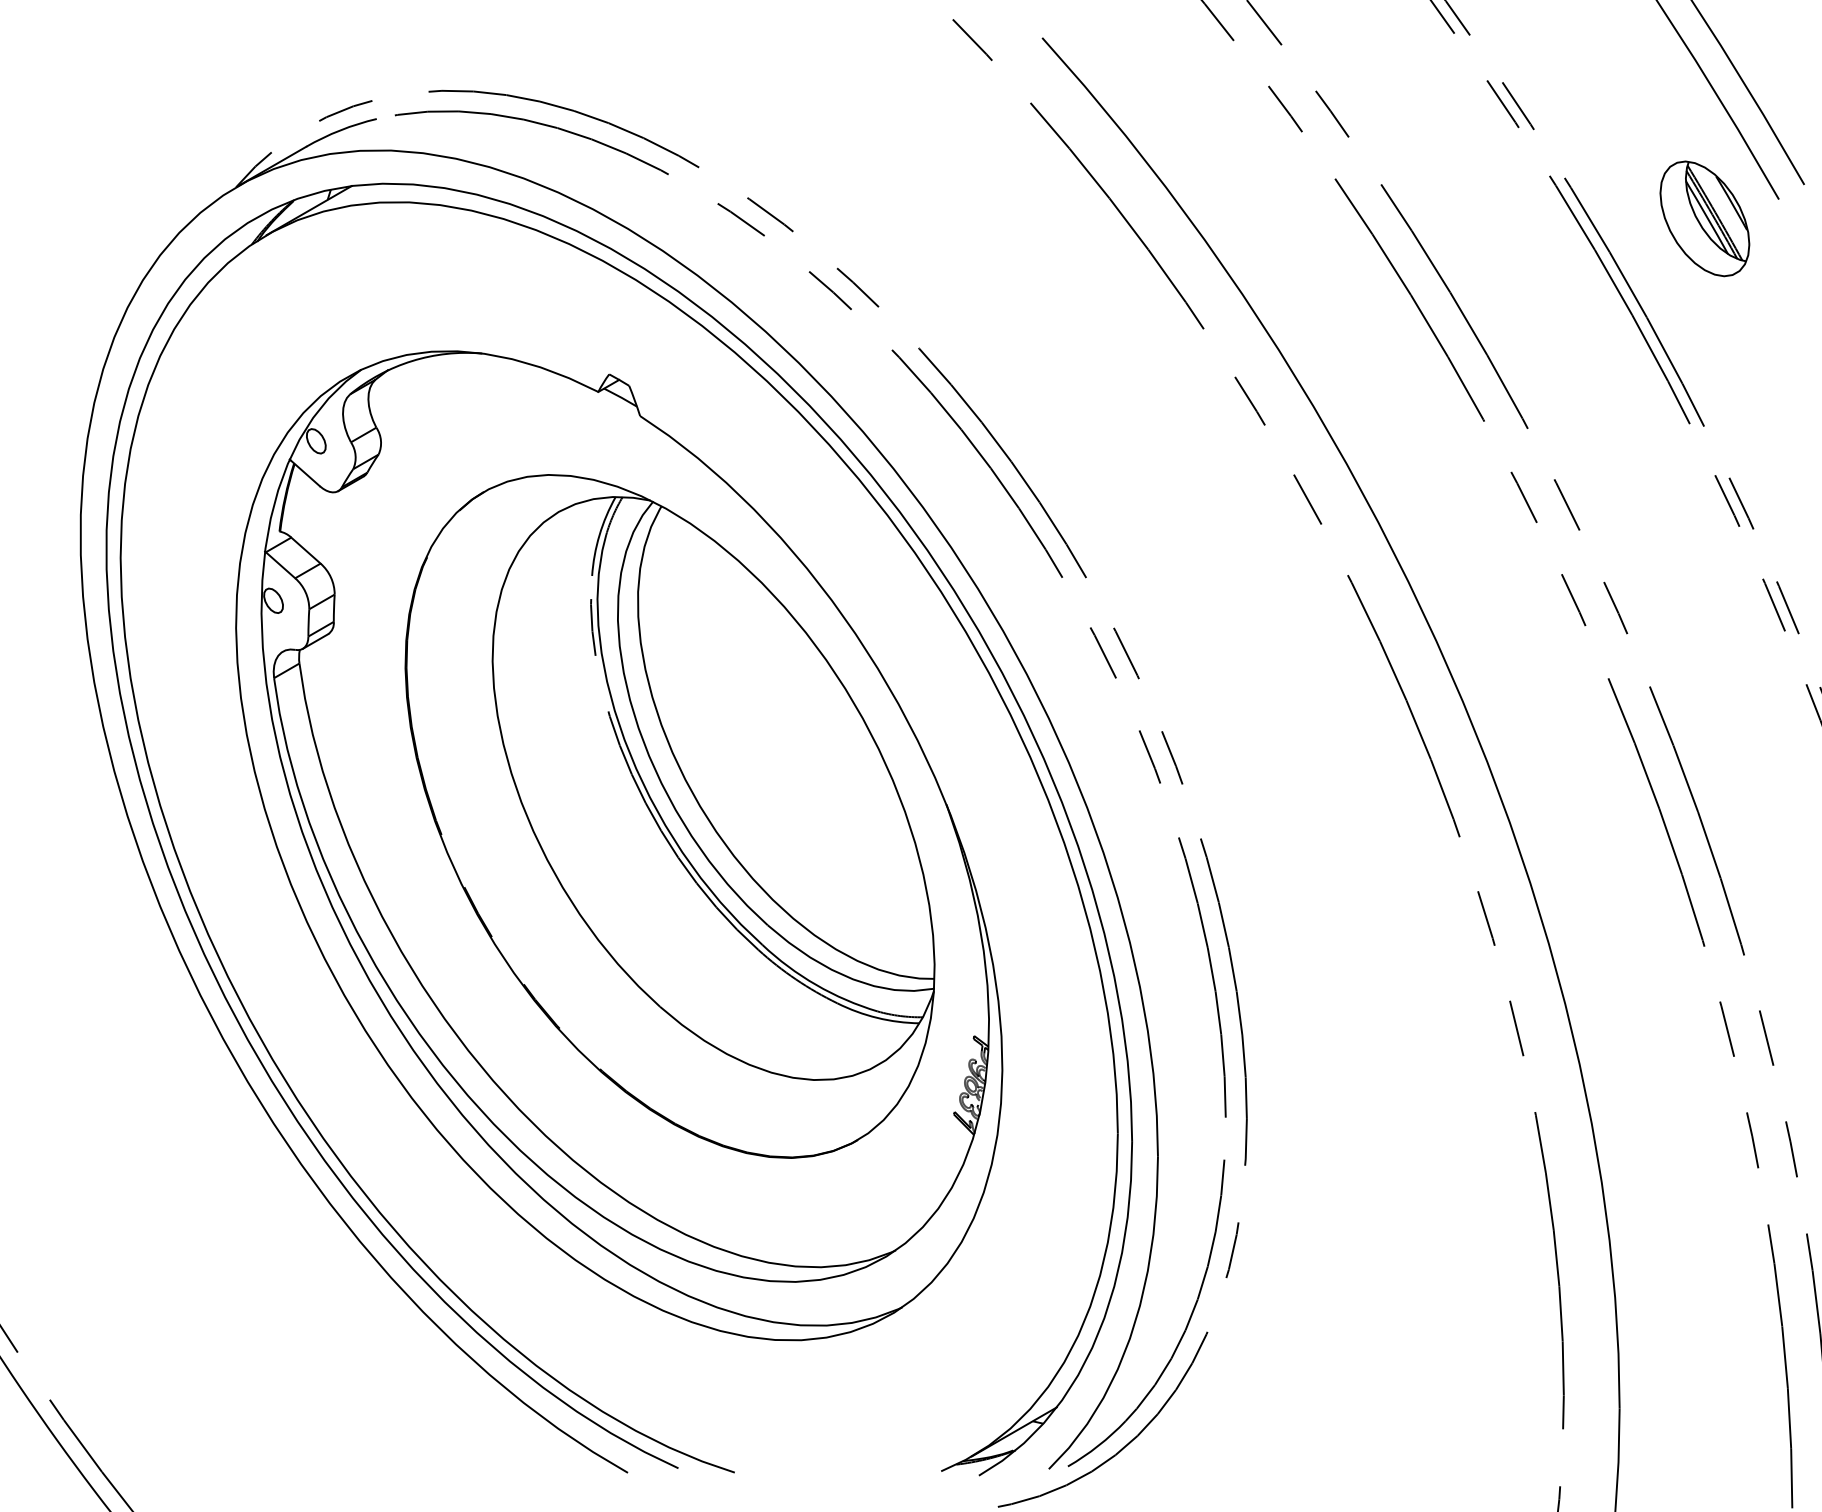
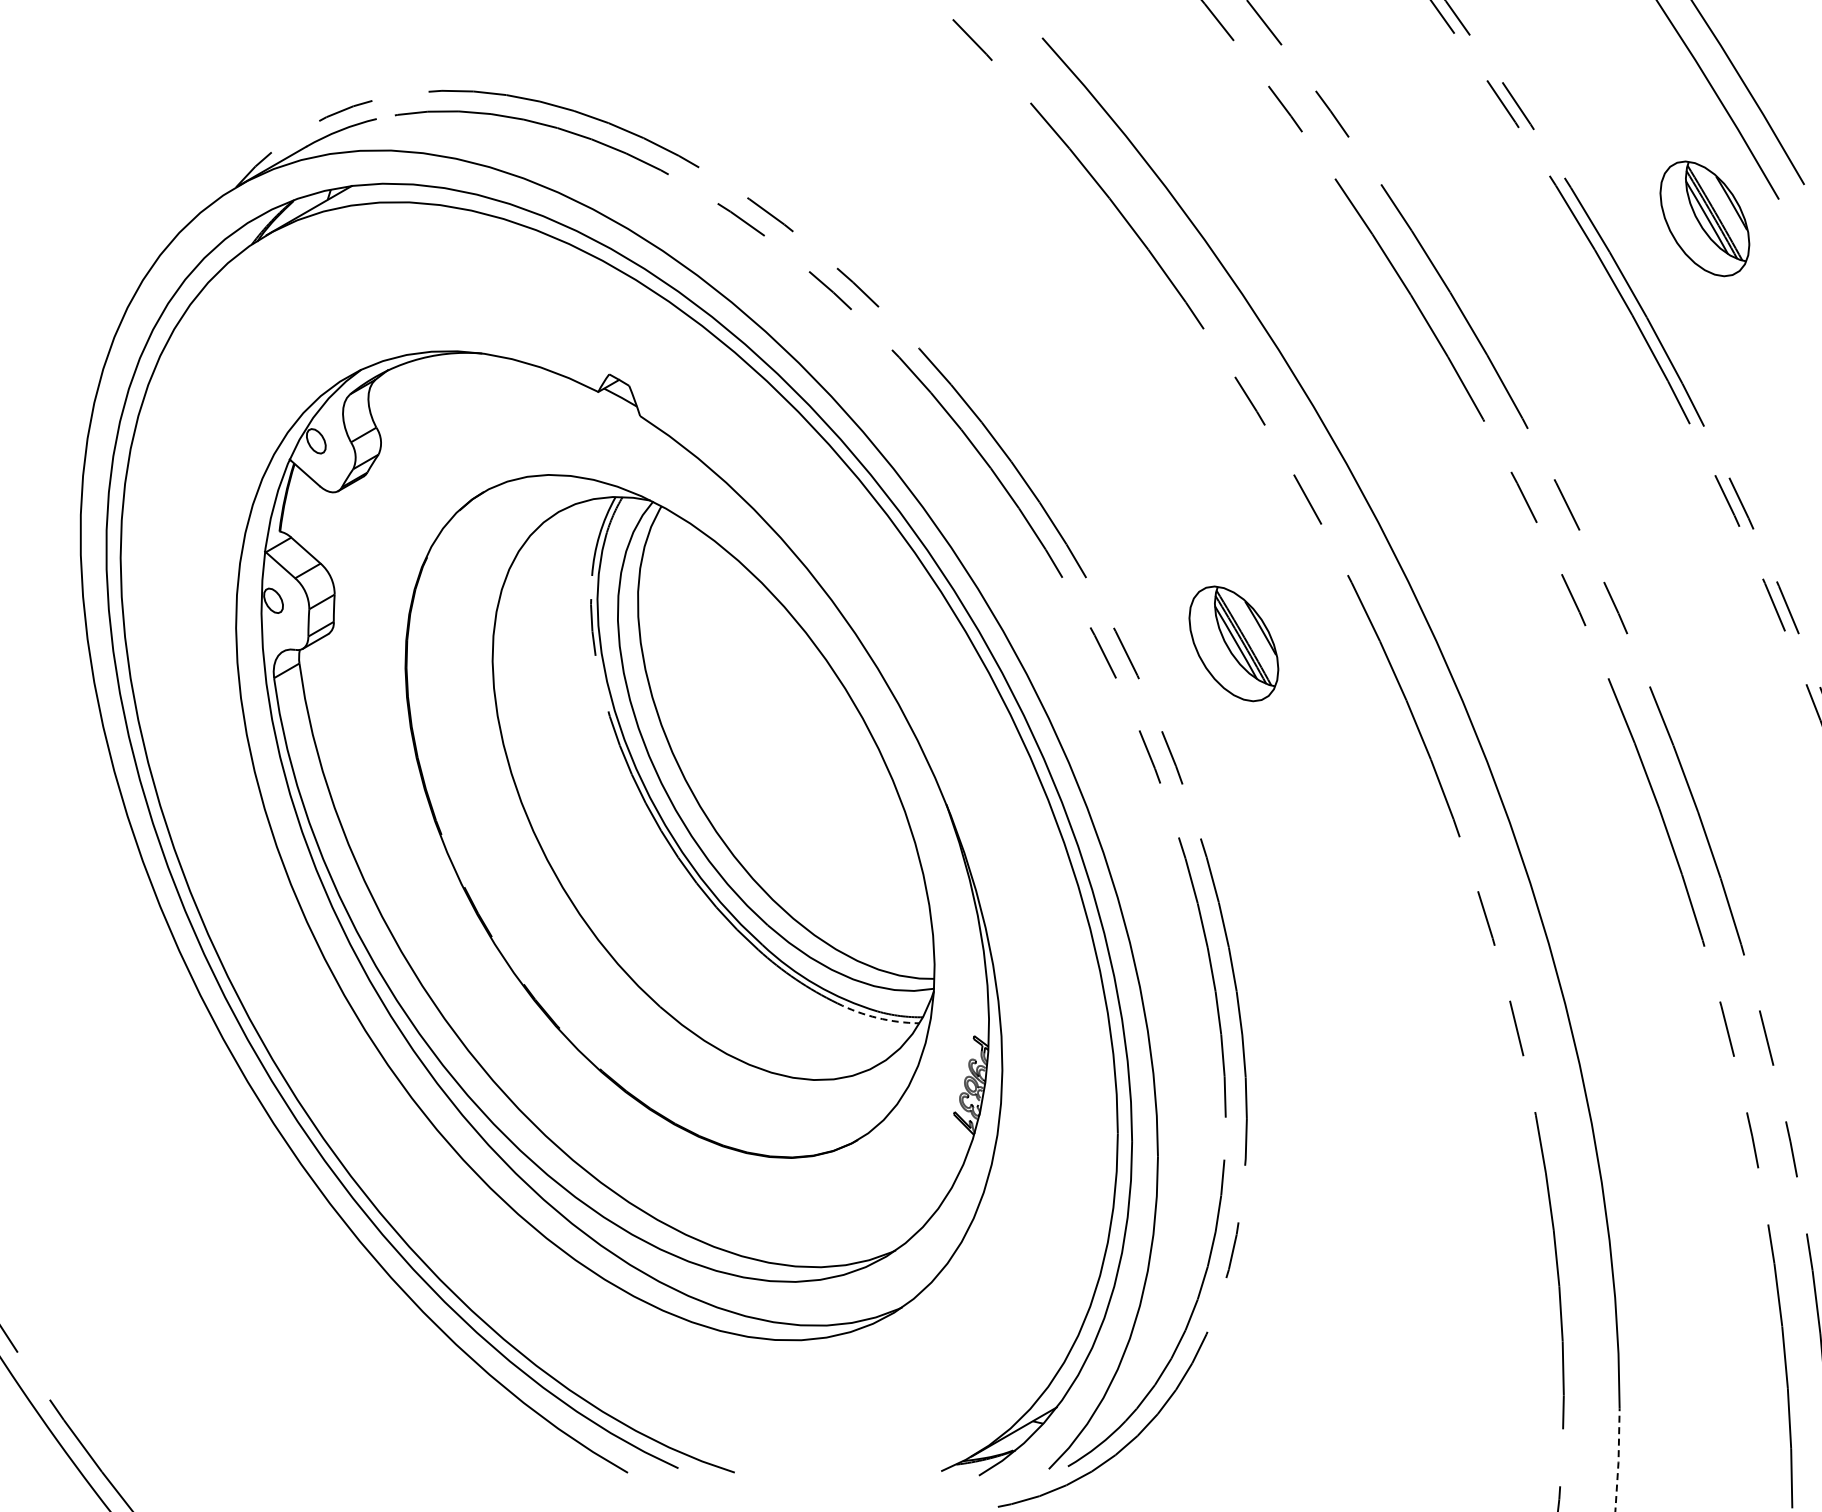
part: none -> present (1233, 643)
arc: solid -> dashed (877, 1017)
line: solid -> dashed (1618, 1460)
